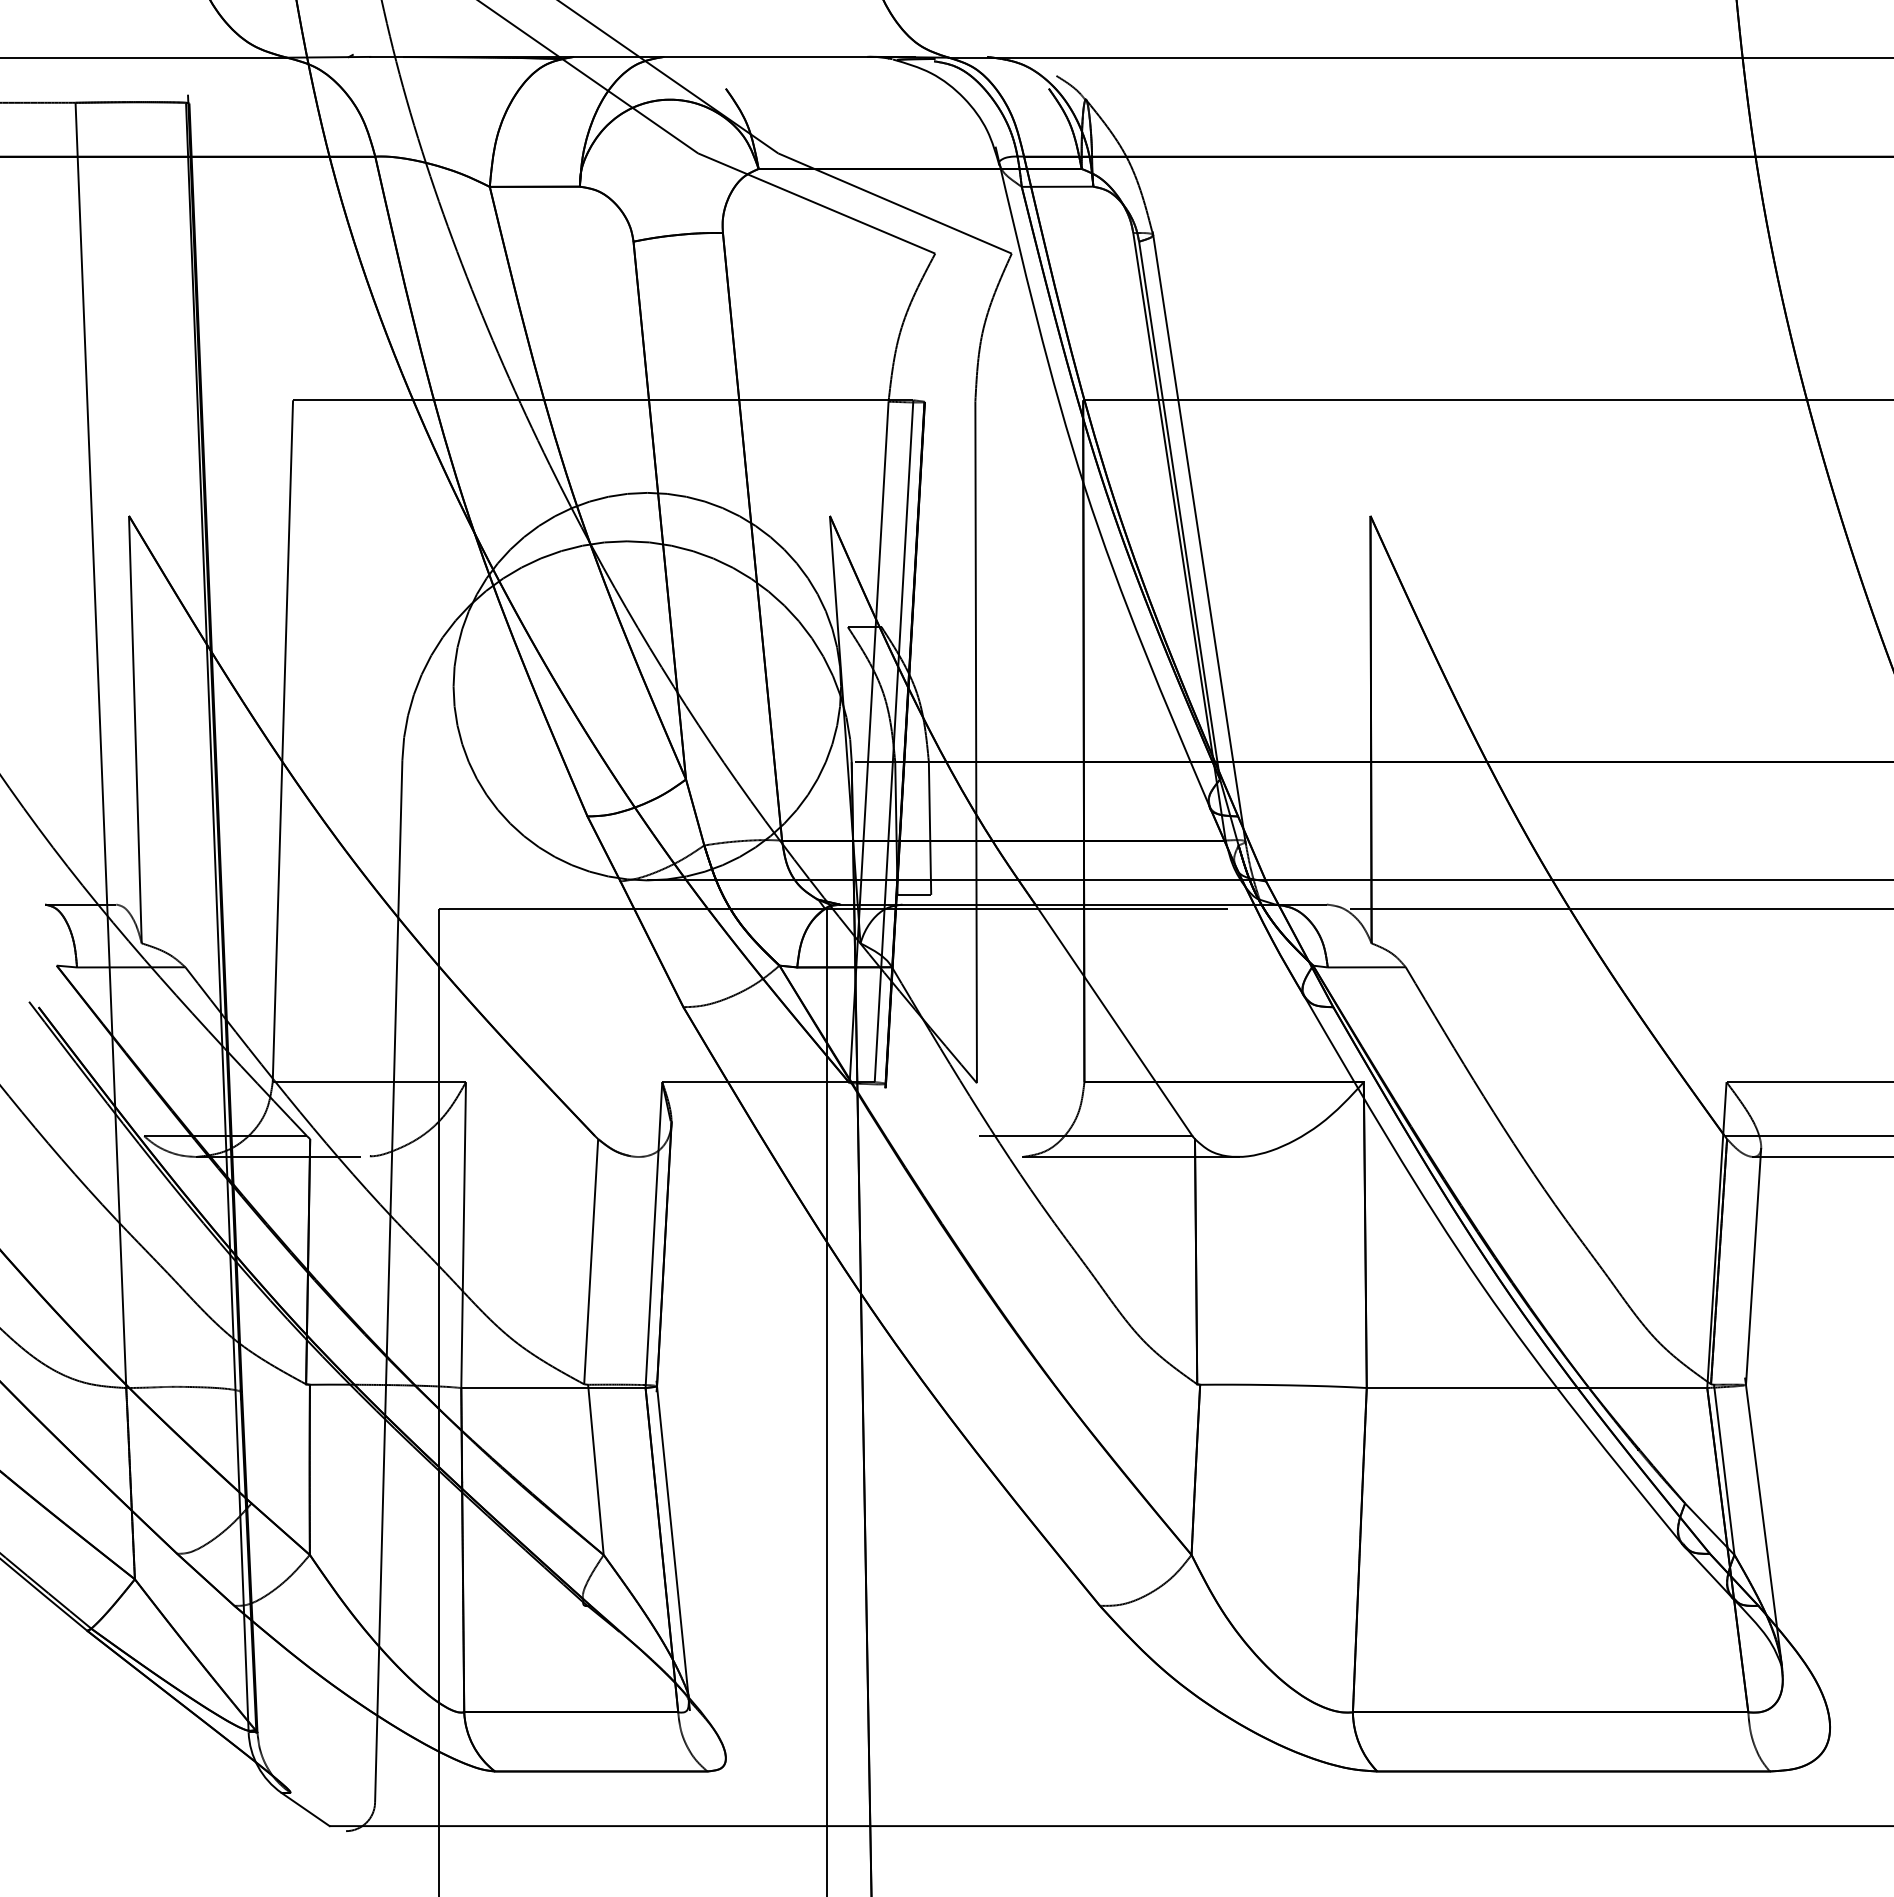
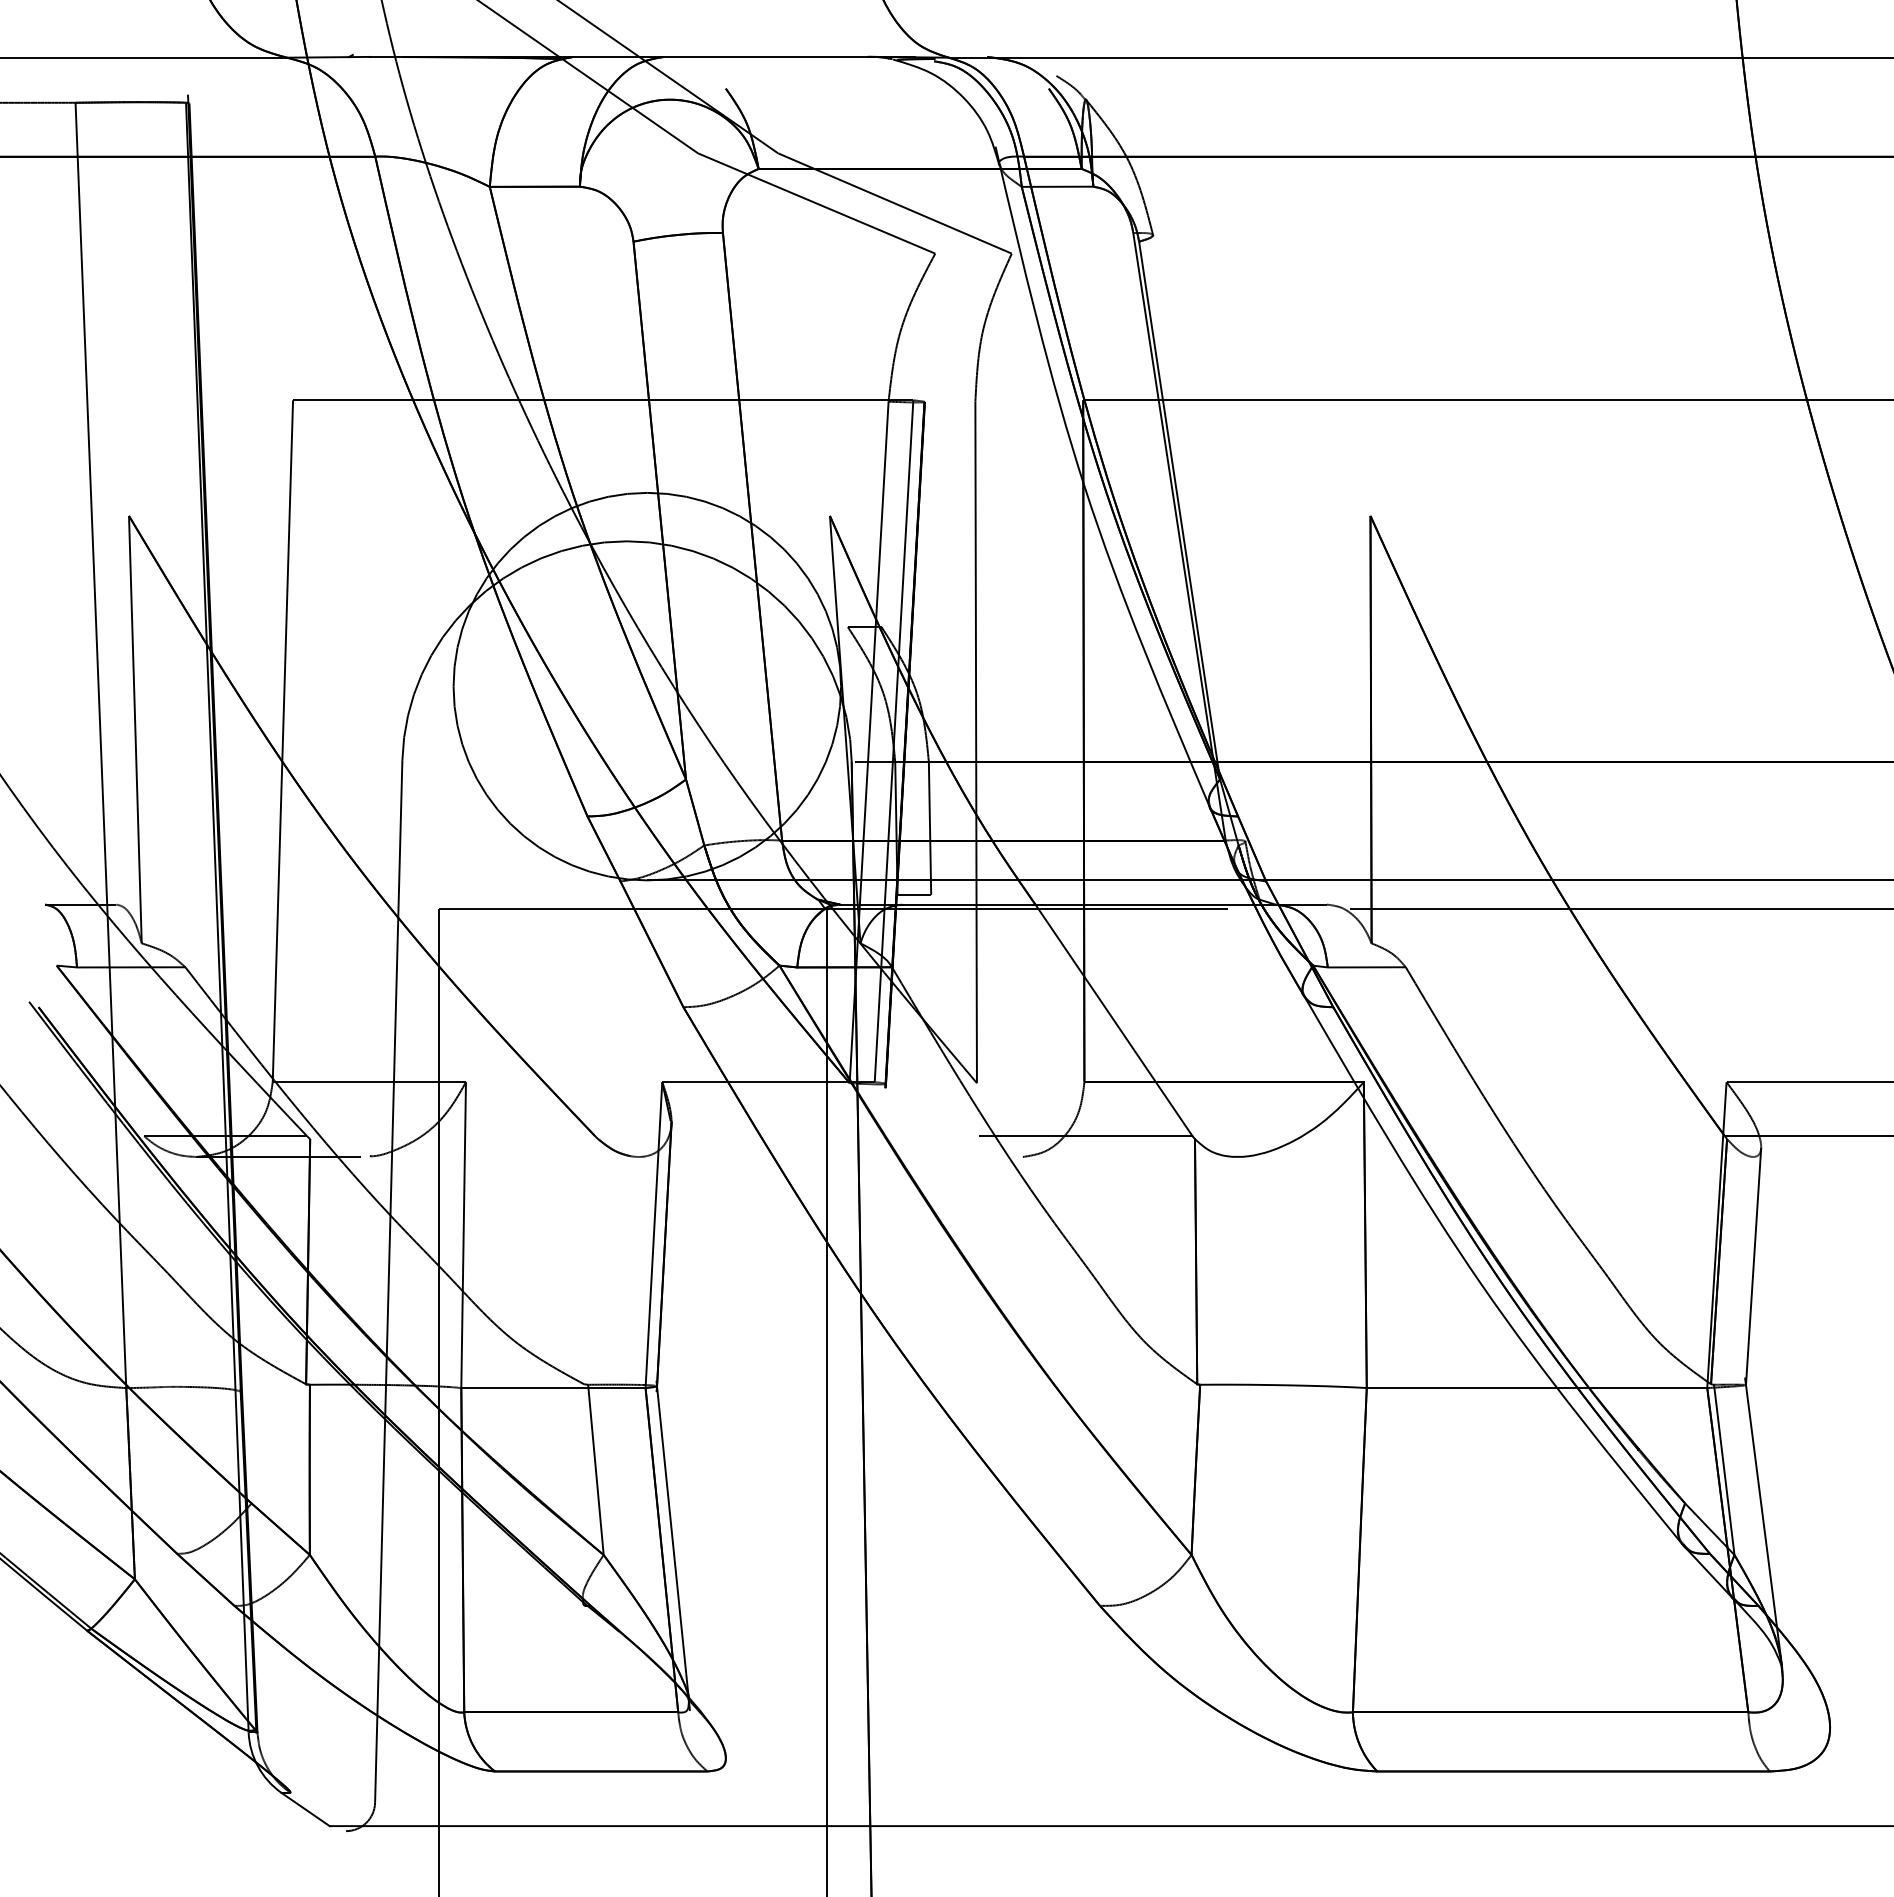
line: present -> none (1198, 538)
line: present -> none (1130, 1156)
line: present -> none (1821, 1156)
line: present -> none (591, 1261)
